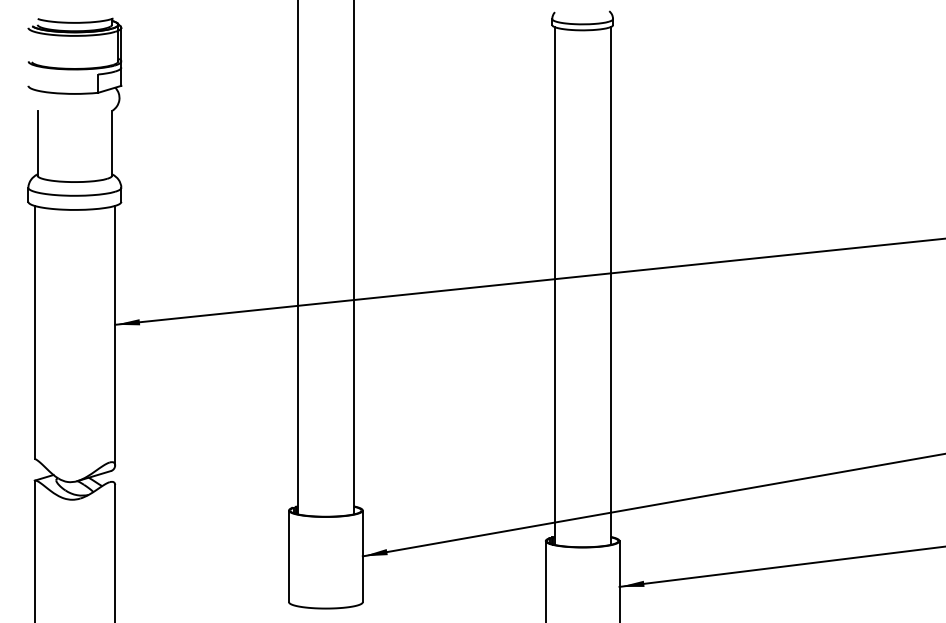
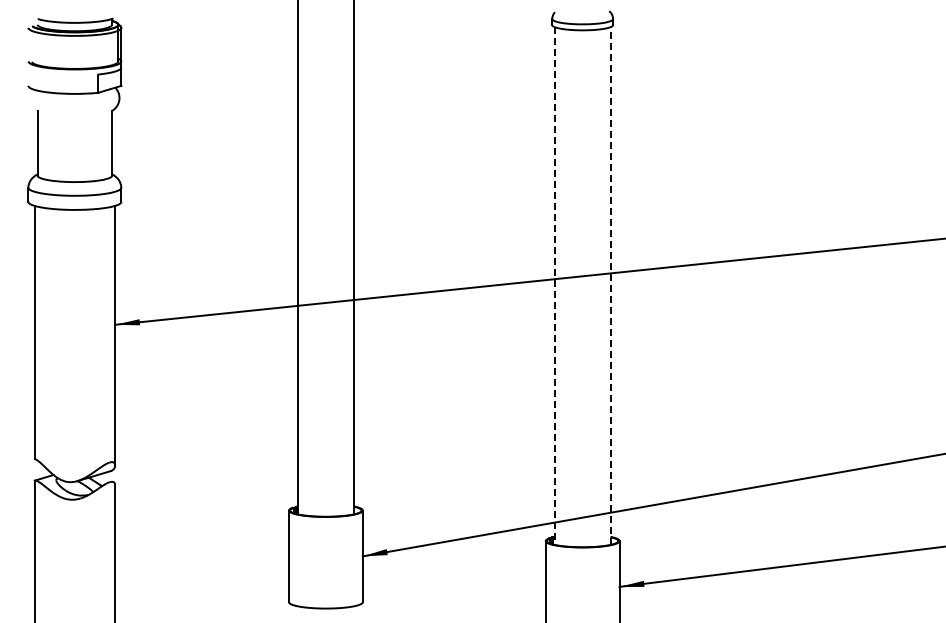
line: solid -> dashed (554, 286)
line: solid -> dashed (610, 286)
